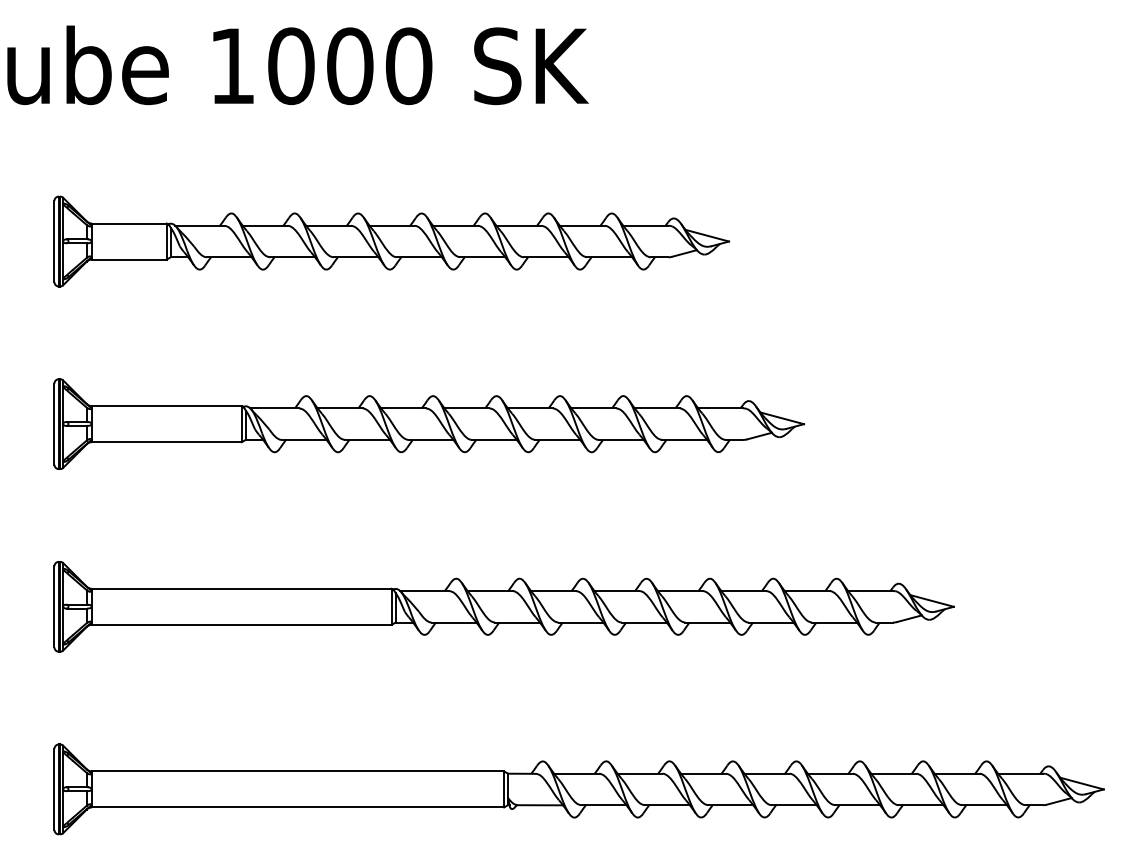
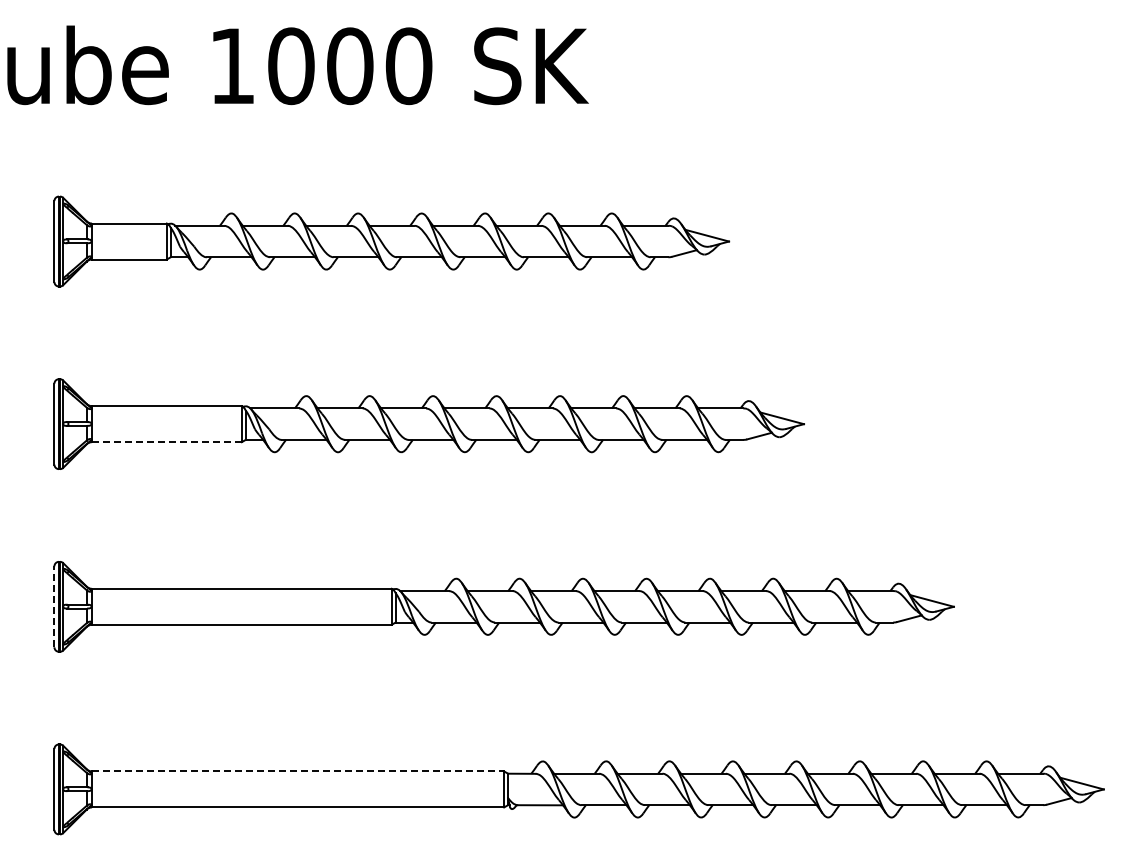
line: solid -> dashed (166, 442)
line: solid -> dashed (54, 606)
line: solid -> dashed (298, 771)
